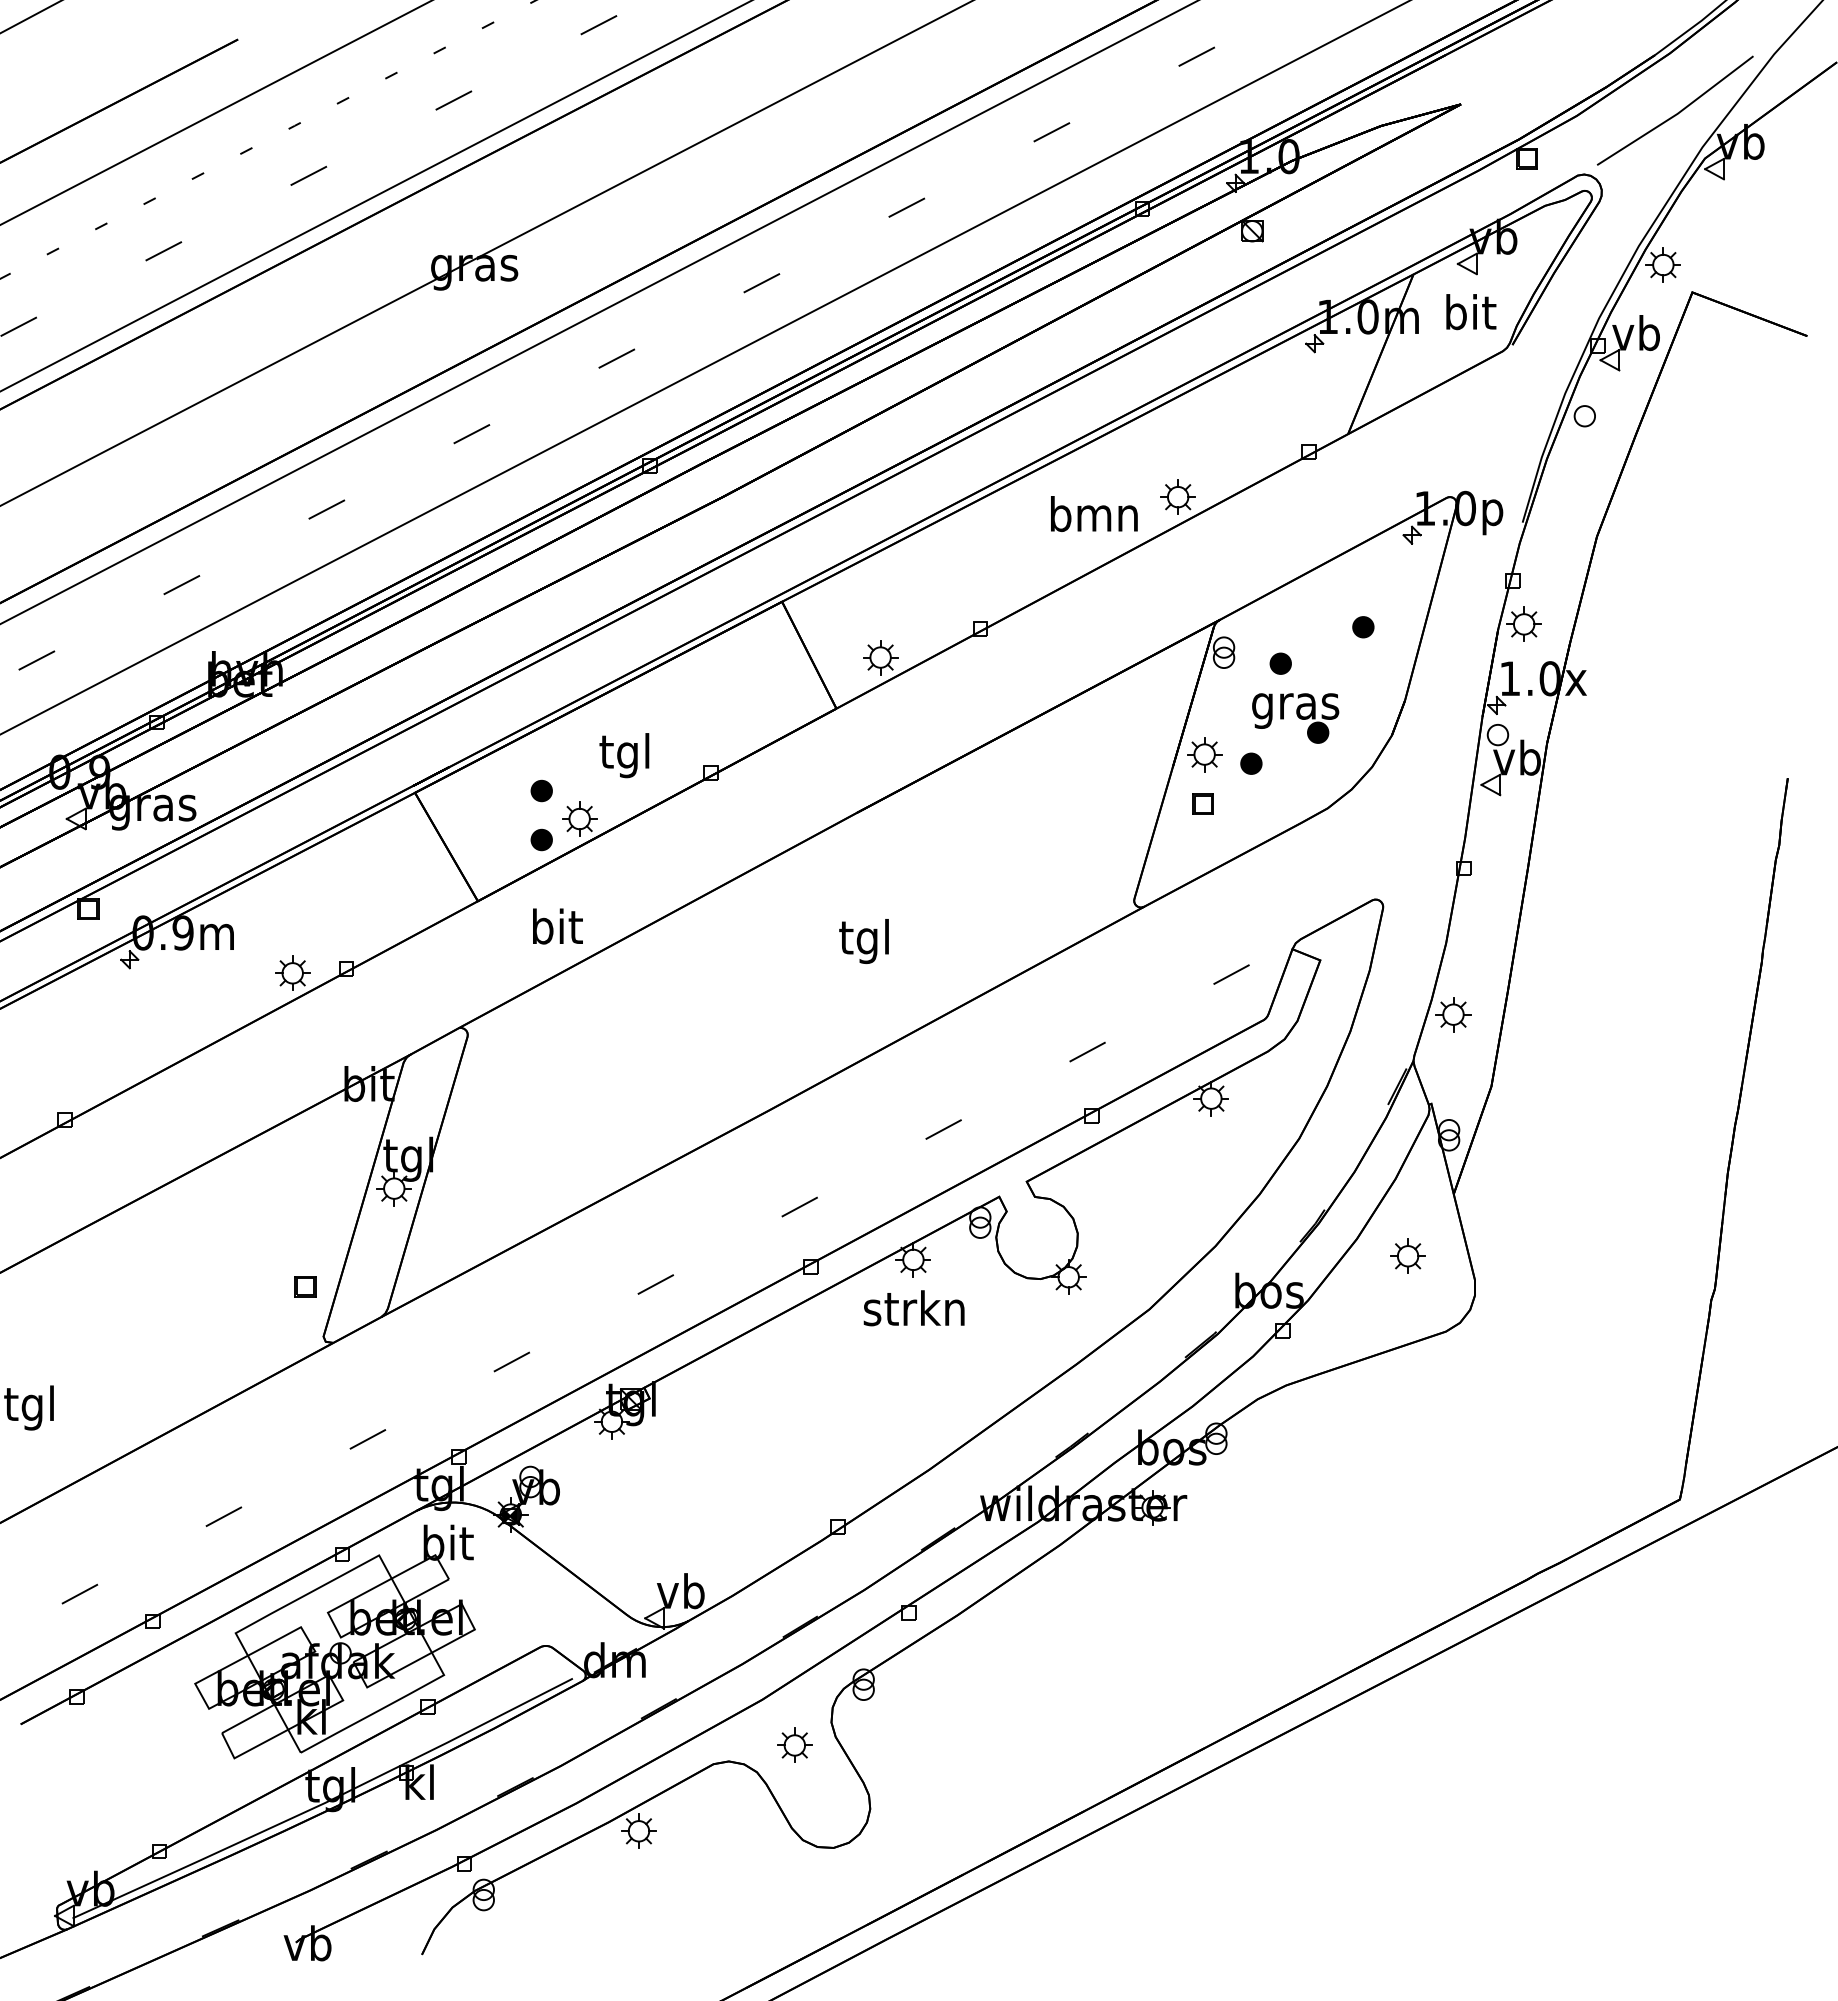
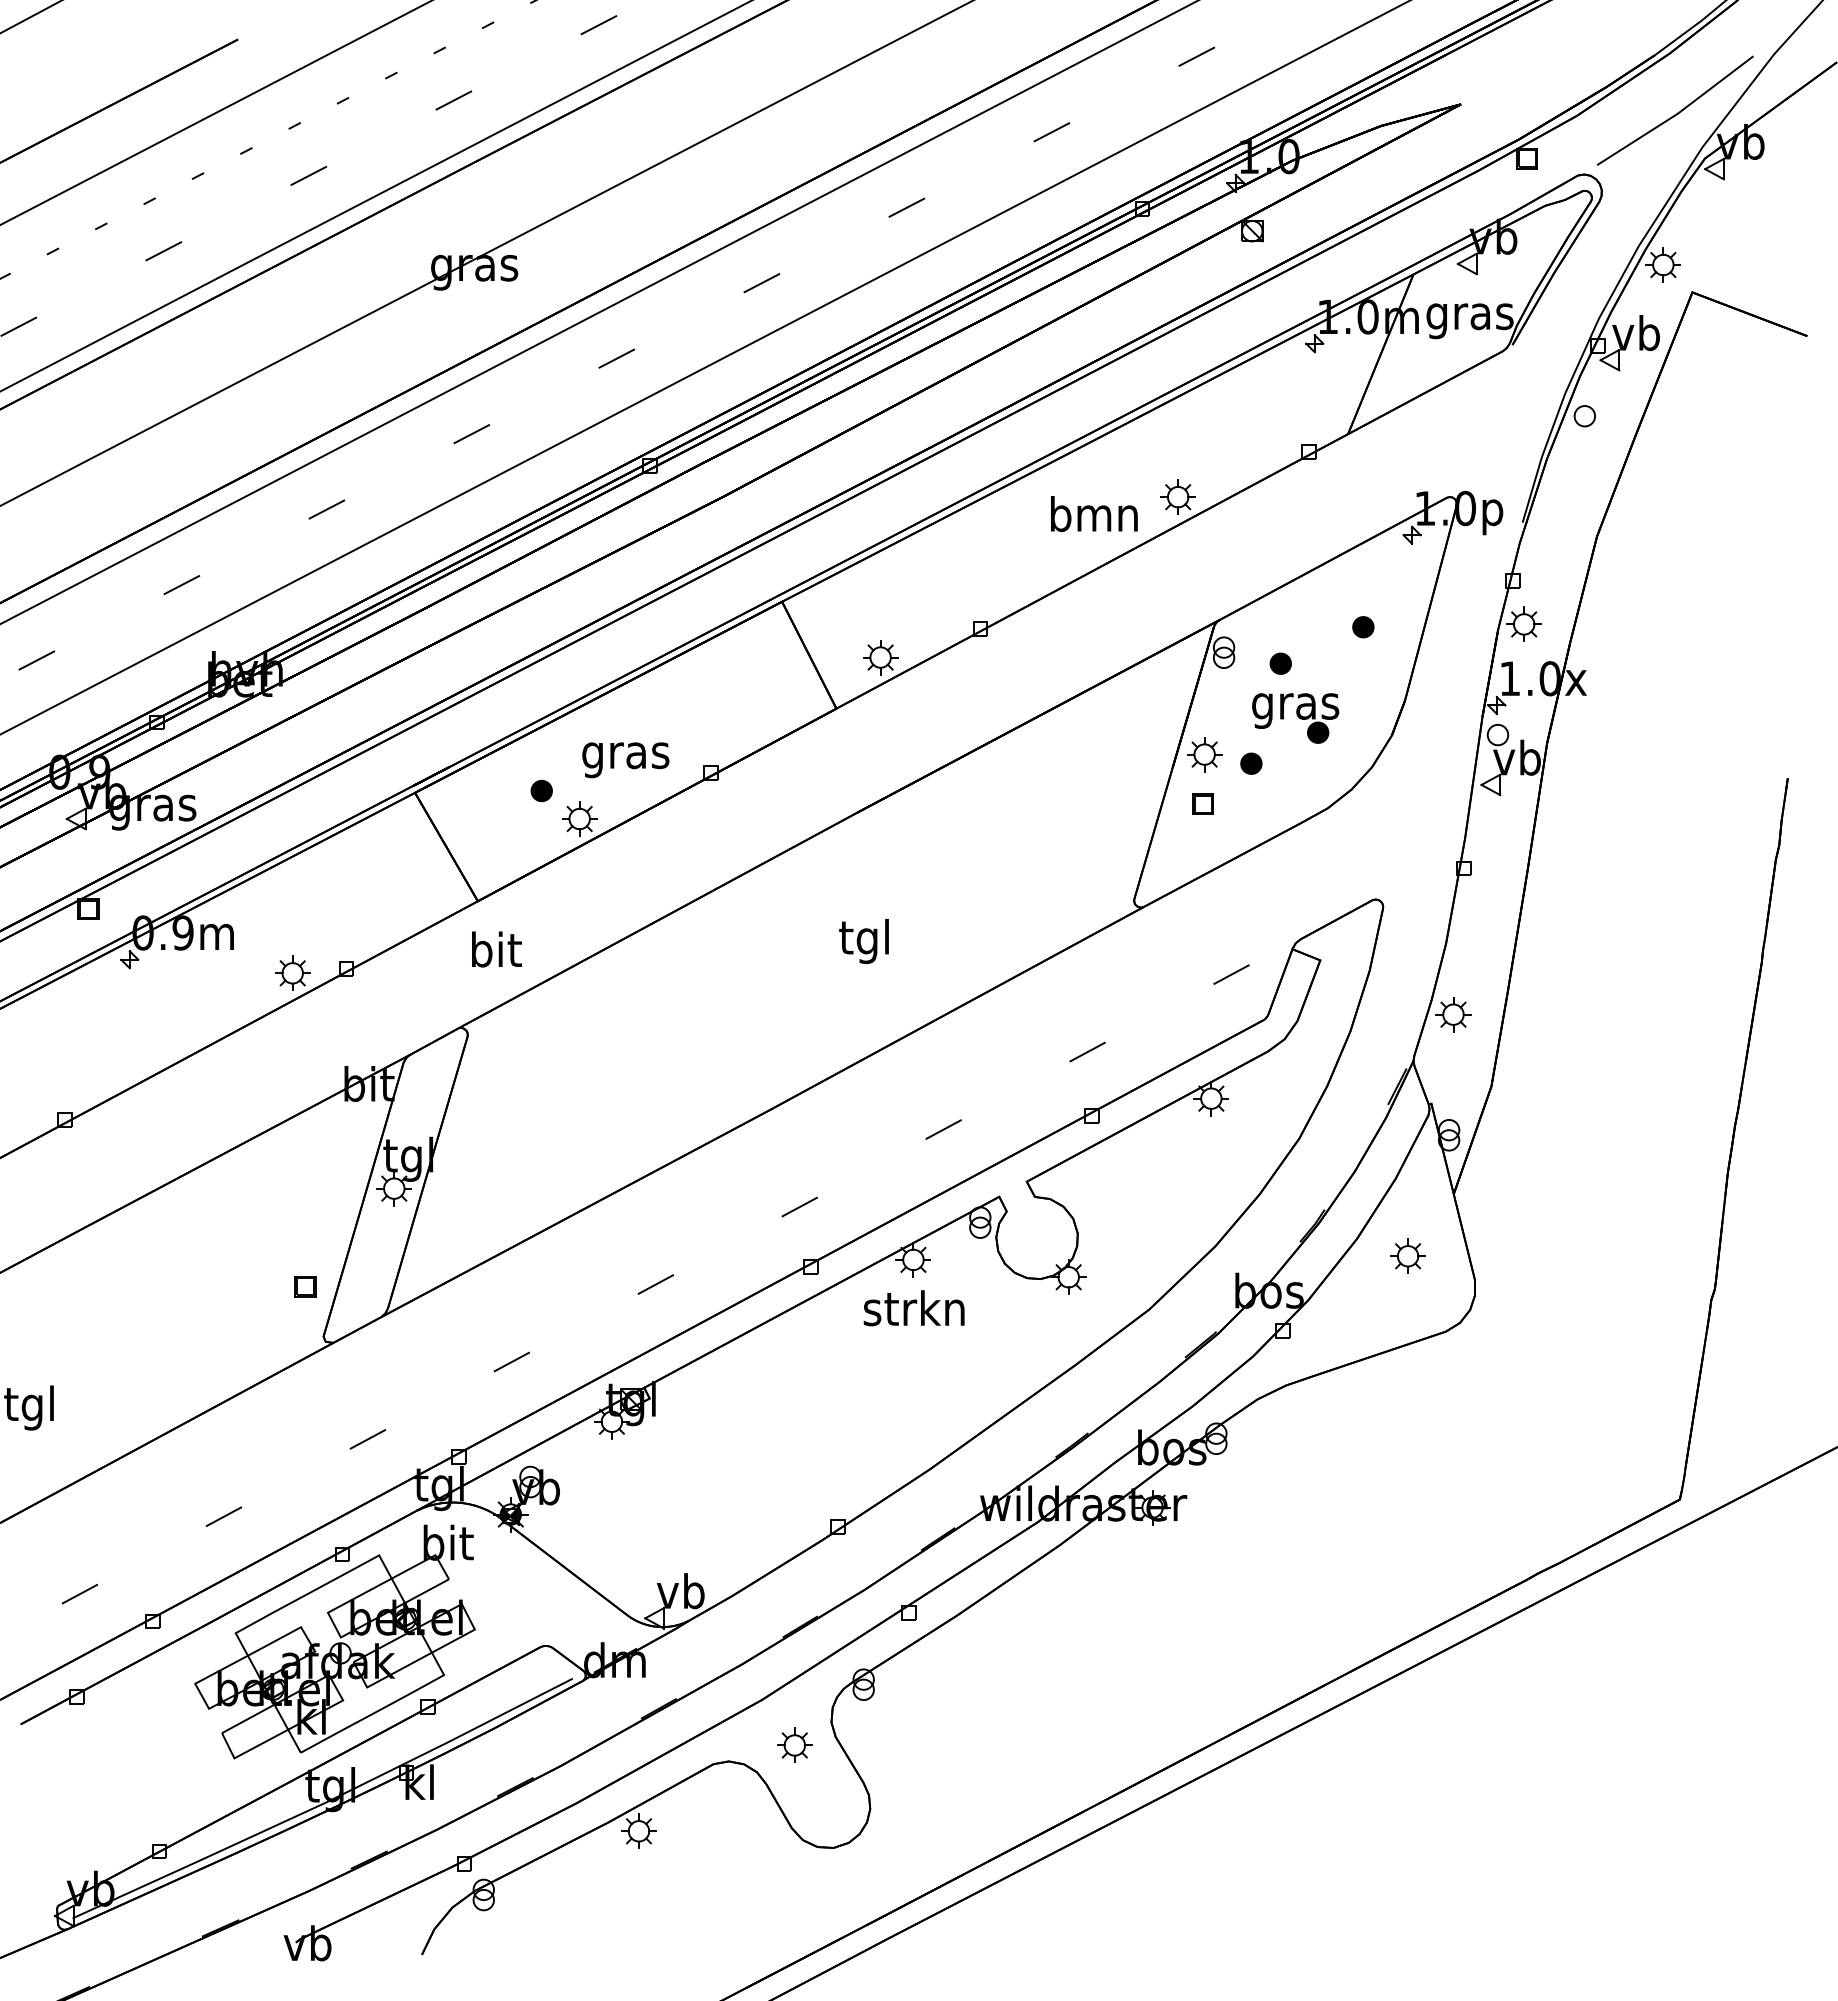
text: bit -> gras (1469, 316)
text: tgl -> gras (625, 755)
part: present -> none (541, 839)
text position: (557, 926) -> (496, 949) (496, 949)
